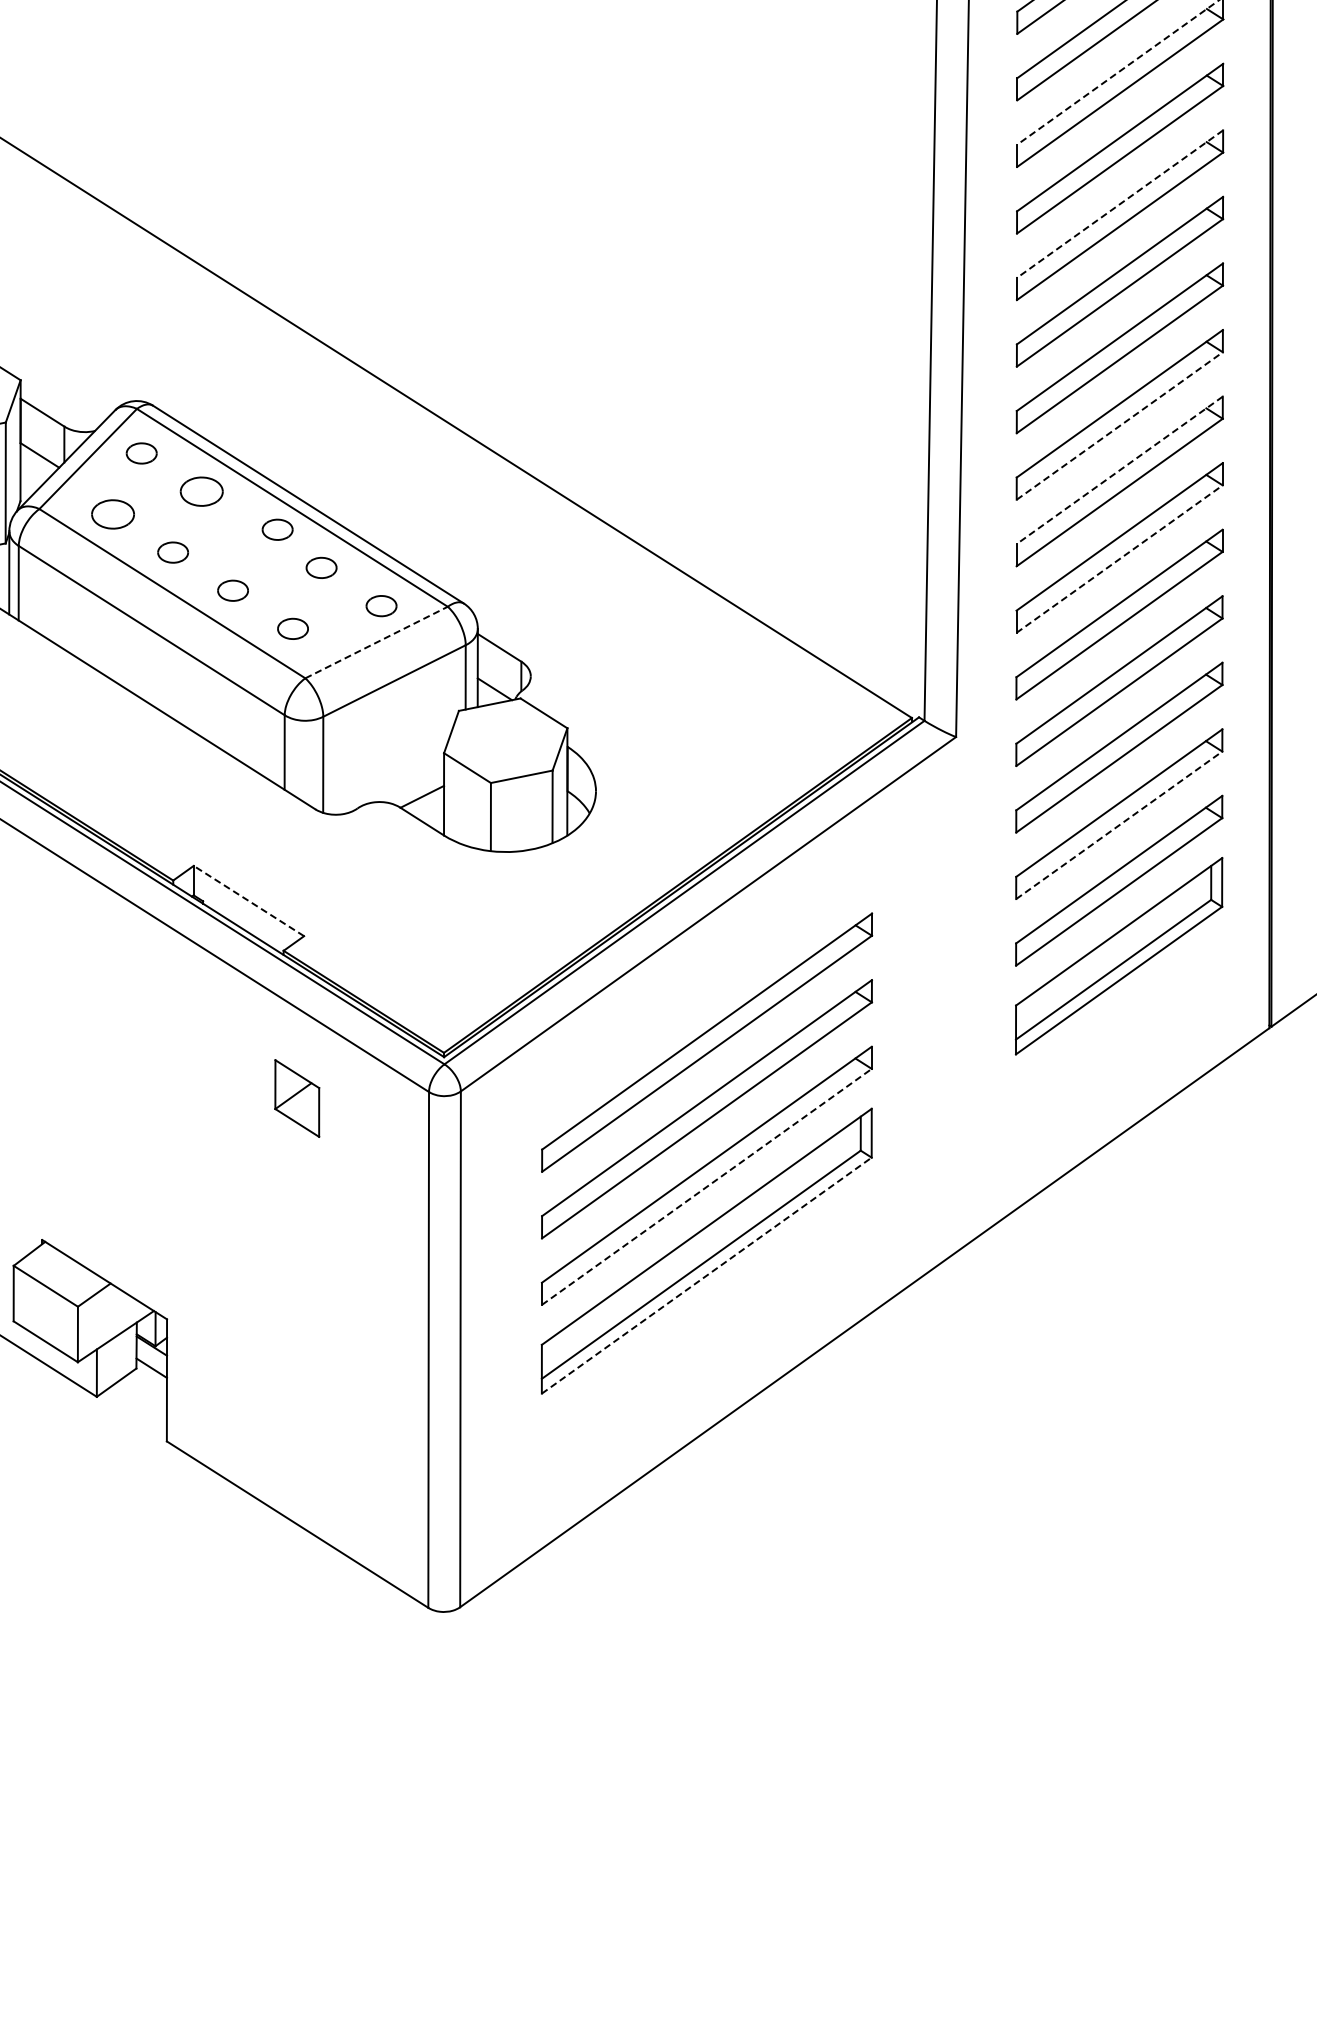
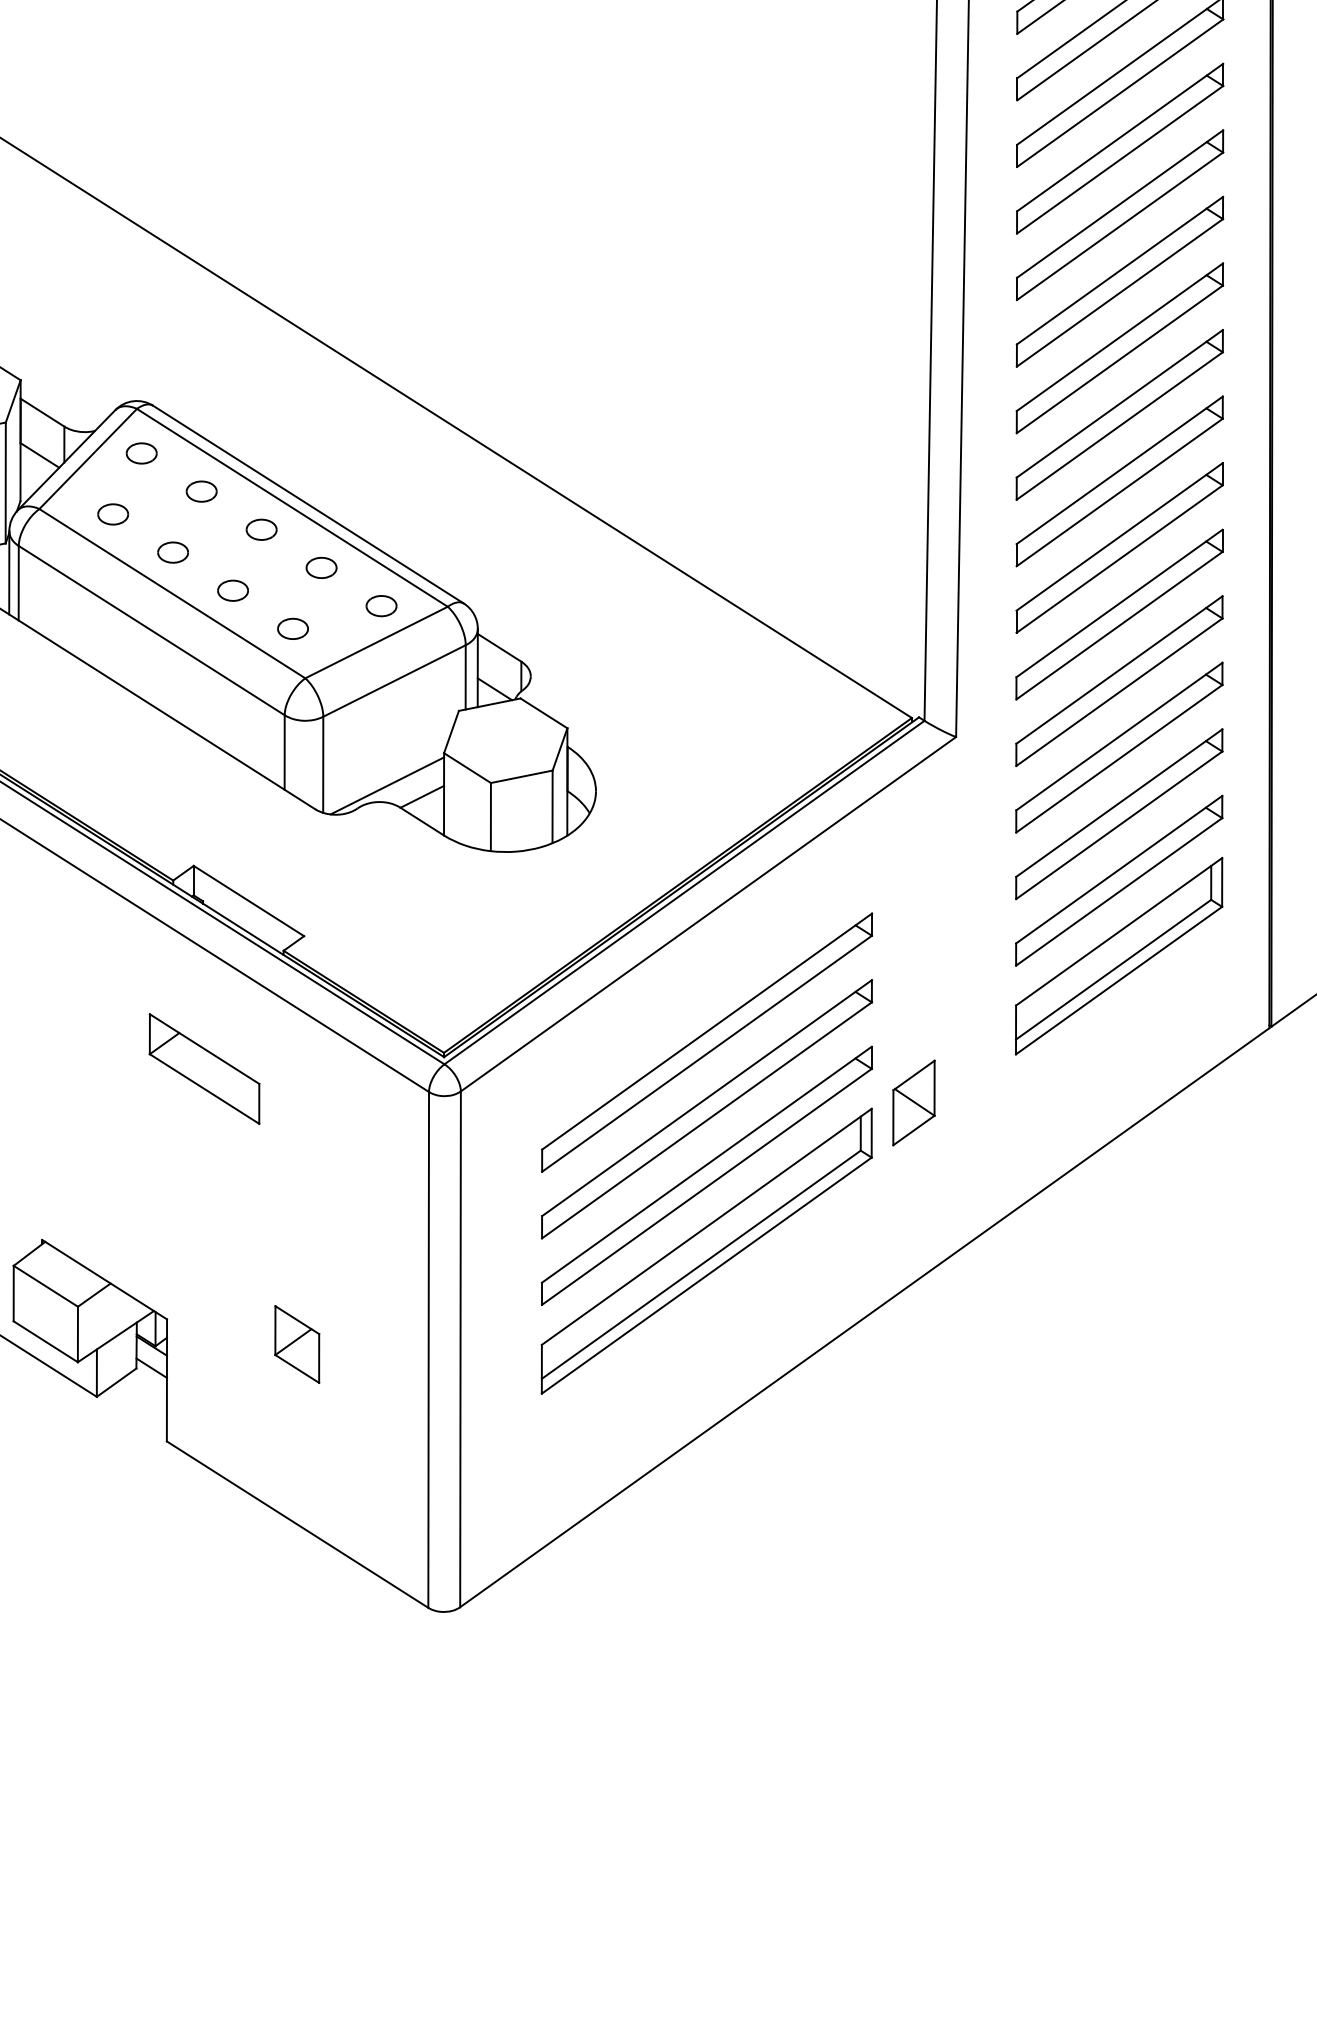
line: dashed -> solid (1117, 72)
line: dashed -> solid (1120, 204)
line: dashed -> solid (1119, 426)
line: dashed -> solid (1119, 470)
part size: 45x31 px -> 33x23 px (201, 491)
part size: 44x31 px -> 33x23 px (113, 514)
part position: (277, 529) -> (261, 529) (261, 529)
line: dashed -> solid (1119, 559)
line: dashed -> solid (376, 642)
line: none -> present (387, 785)
line: dashed -> solid (1119, 825)
line: dashed -> solid (248, 900)
part: none -> present (204, 1068)
part position: (297, 1098) -> (297, 1344) (297, 1344)
part: none -> present (913, 1102)
line: dashed -> solid (706, 1186)
line: dashed -> solid (706, 1275)
